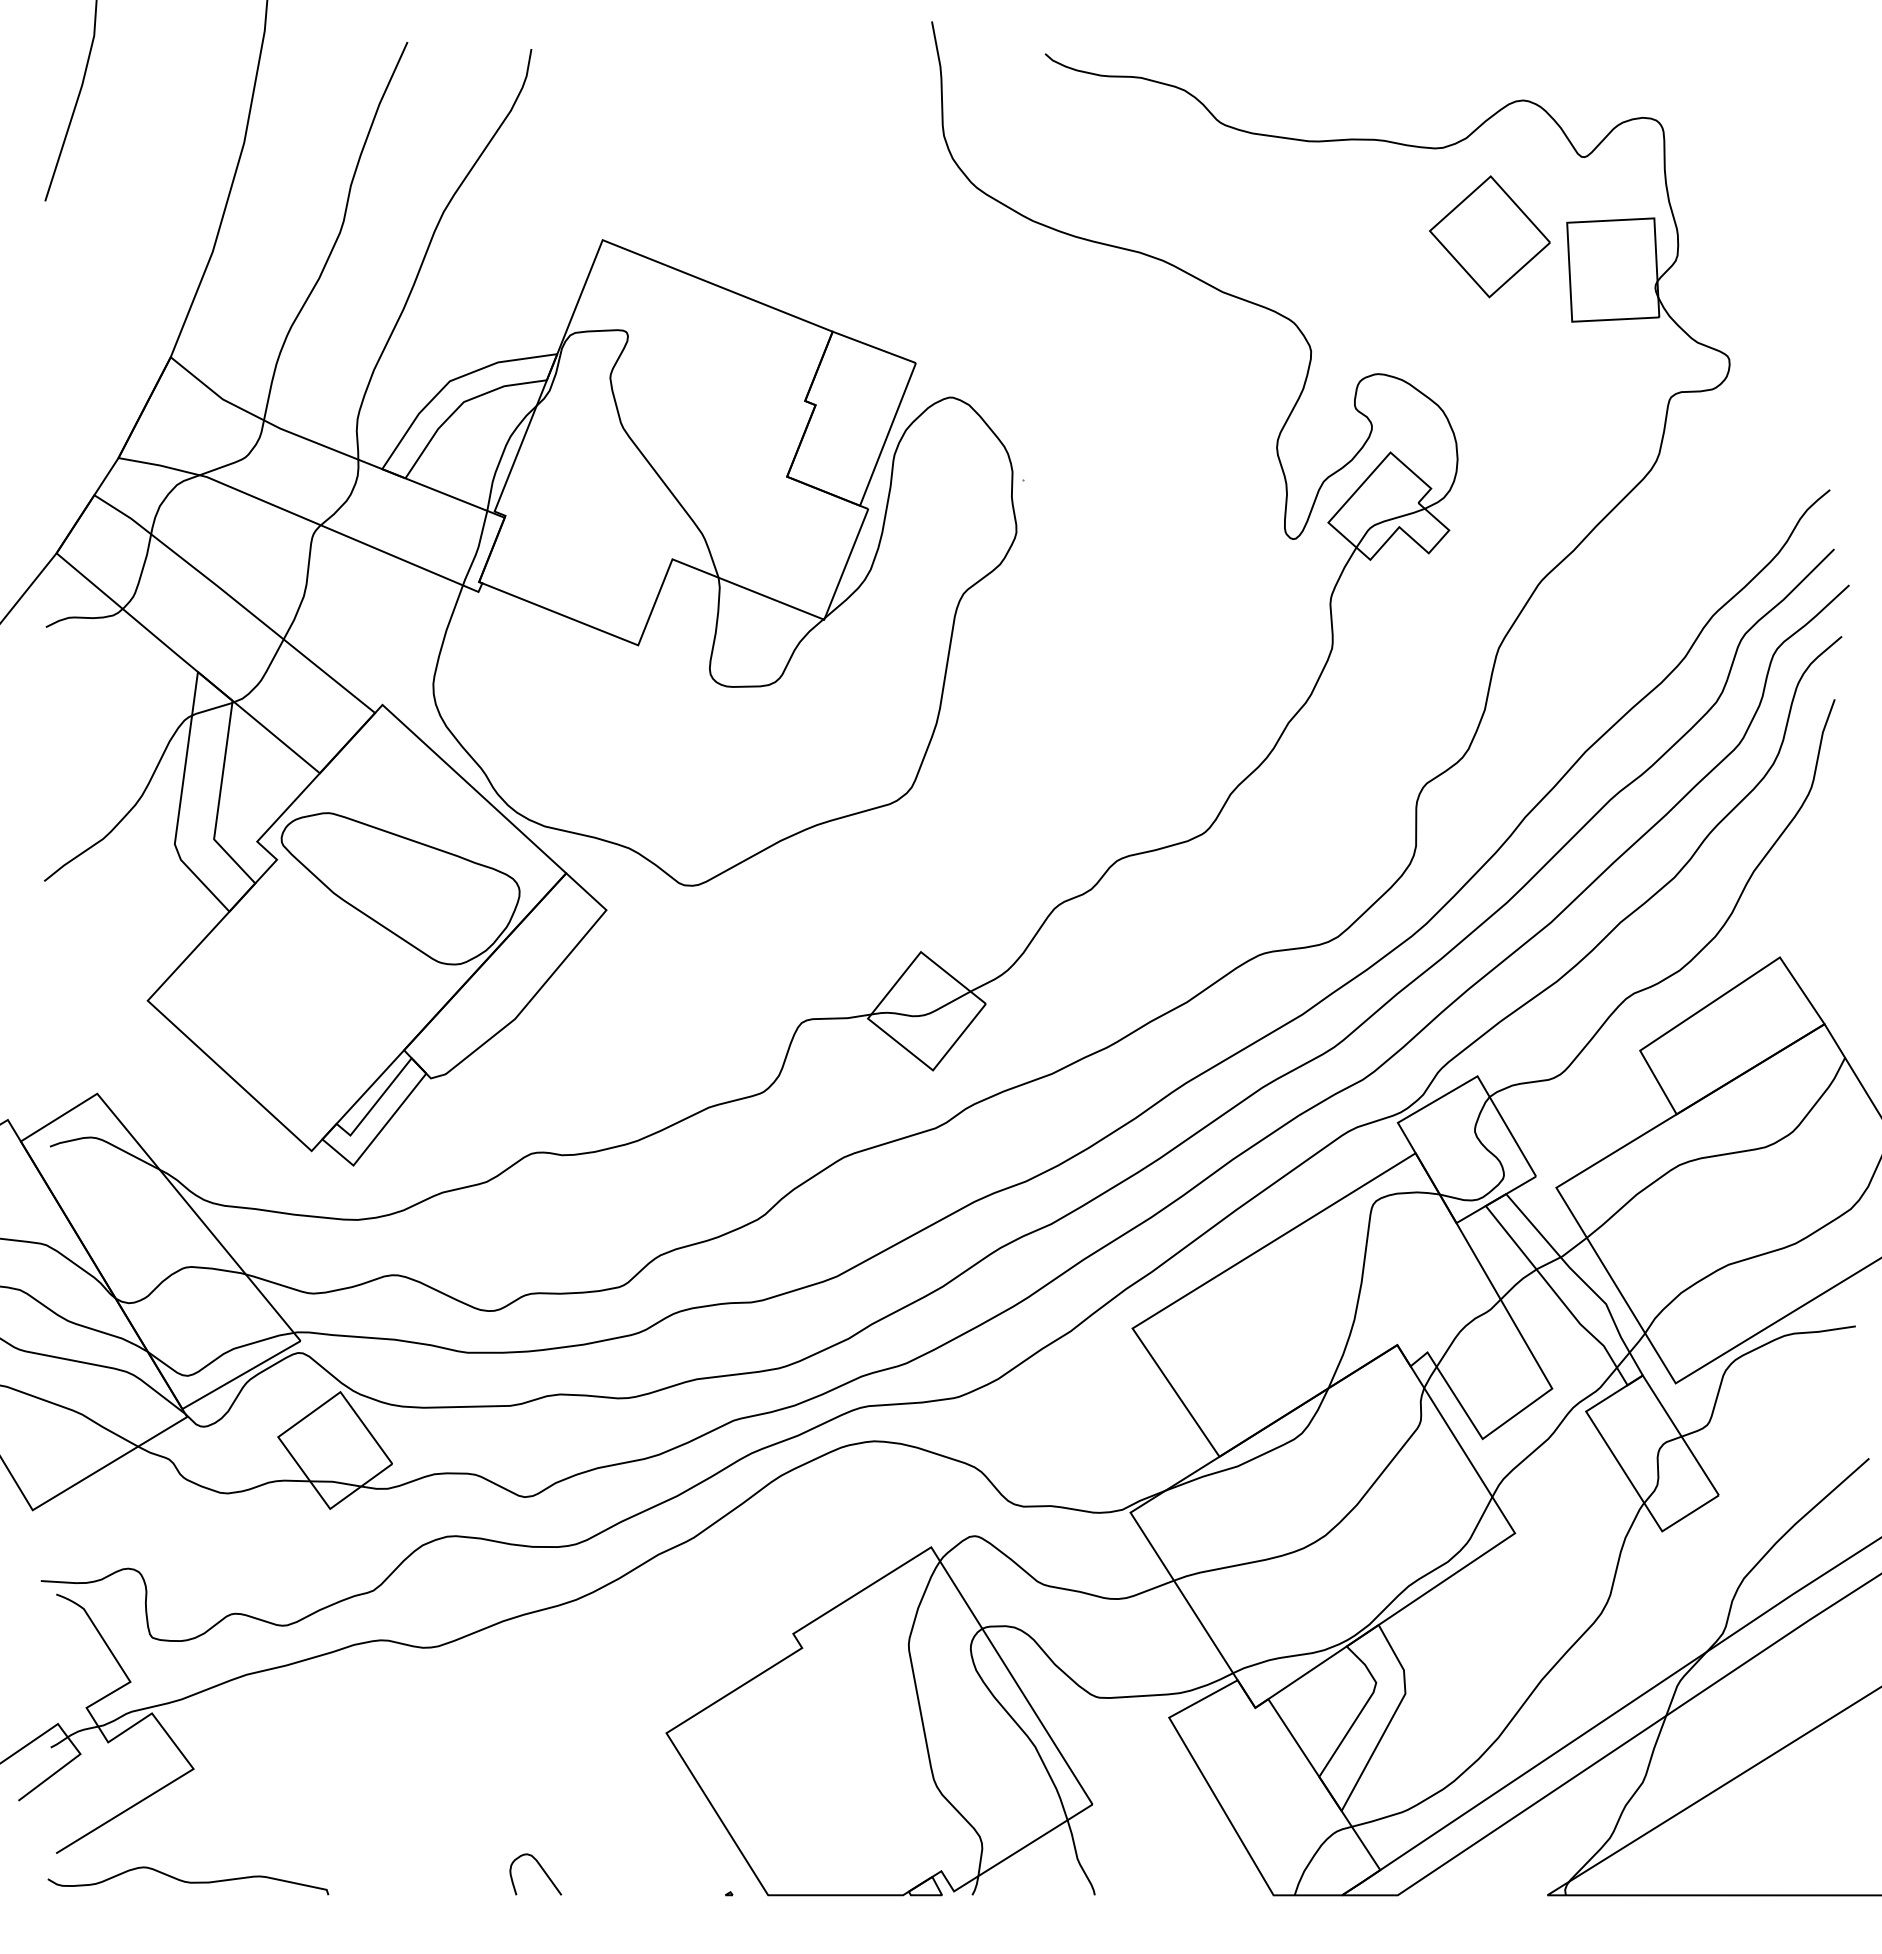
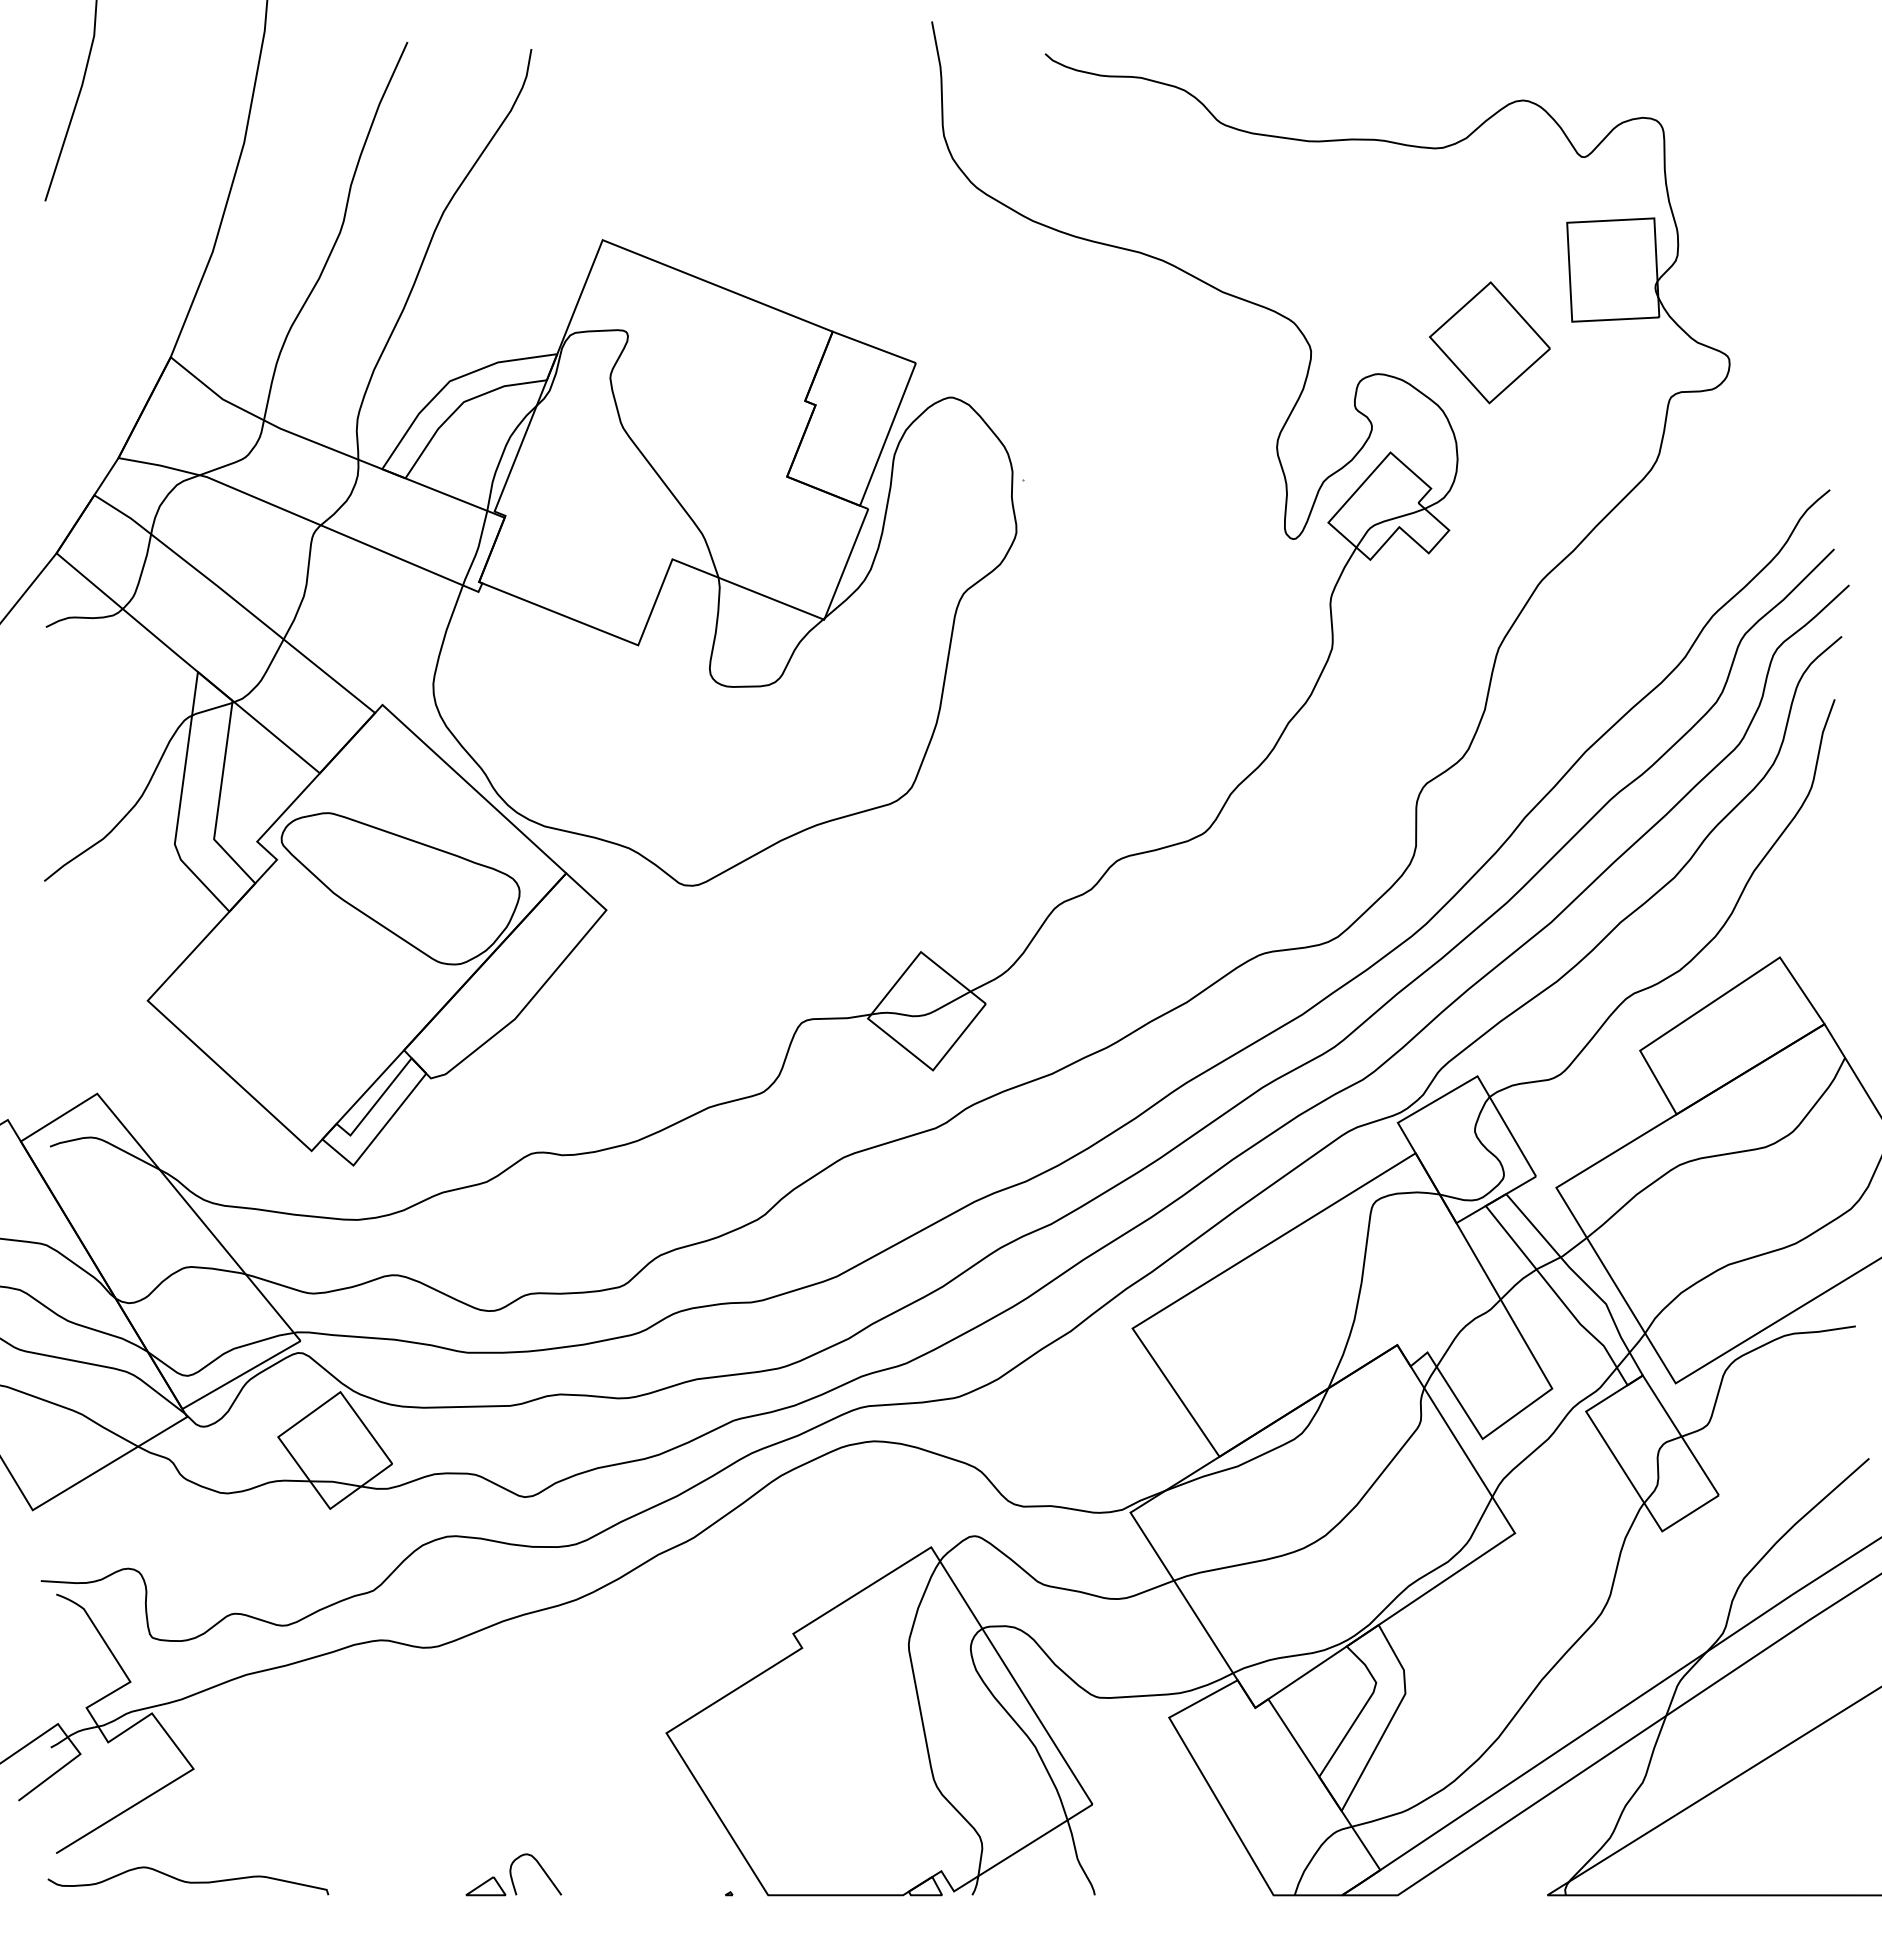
part position: (1489, 236) -> (1489, 342) (1489, 342)
part: none -> present (485, 1886)
